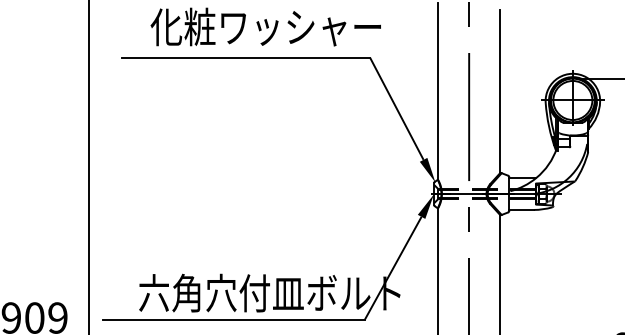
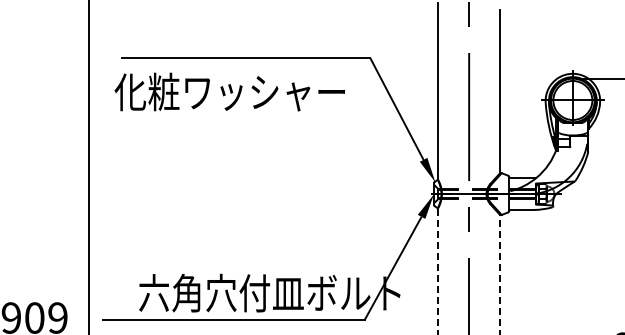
text position: (265, 26) -> (229, 91) (229, 91)
line: solid -> dashed (438, 271)
line: solid -> dashed (500, 274)
